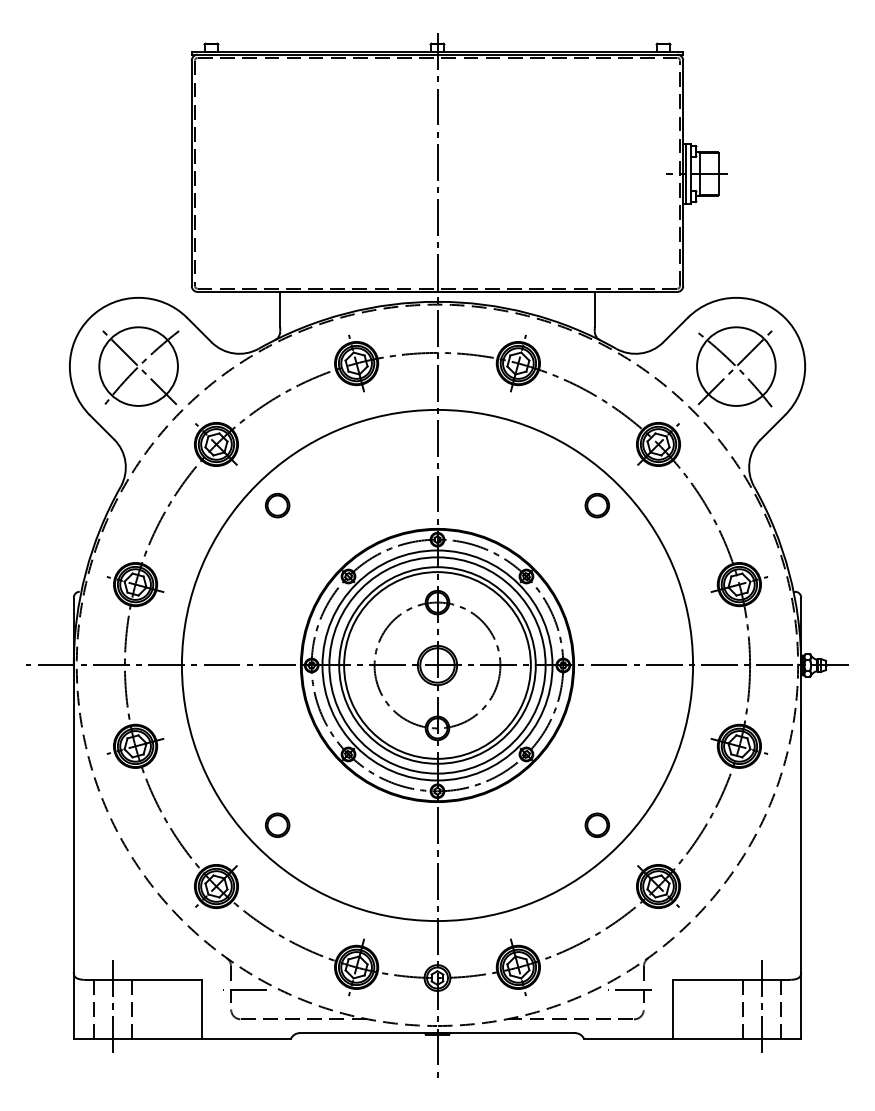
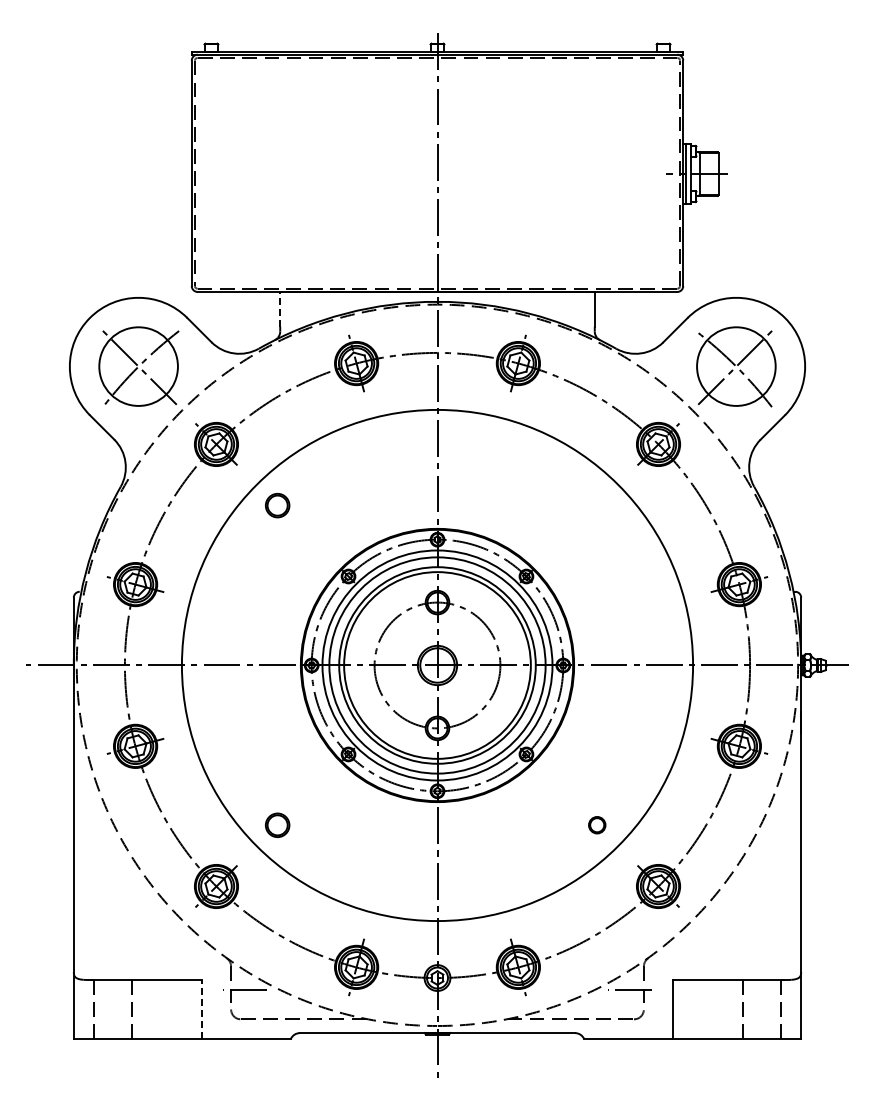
line: solid -> dashed (280, 308)
part: present -> none (596, 505)
part size: 26x26 px -> 19x19 px (597, 825)
line: present -> none (113, 1006)
line: present -> none (761, 1006)
line: solid -> dashed (201, 1009)
